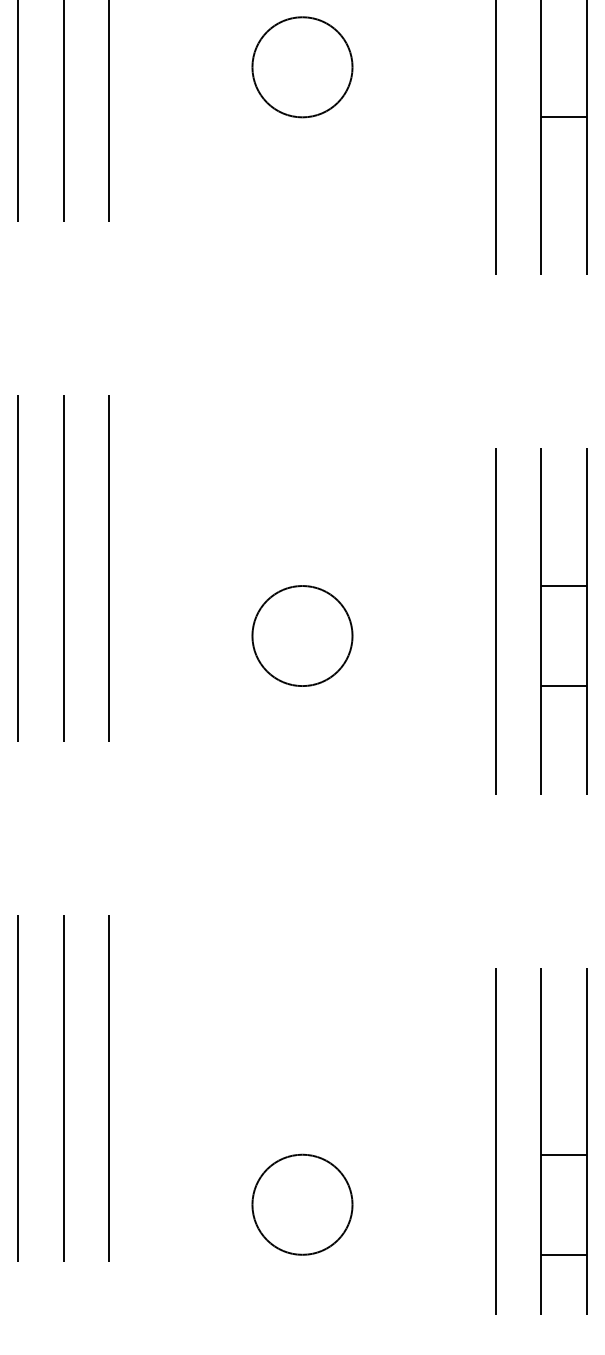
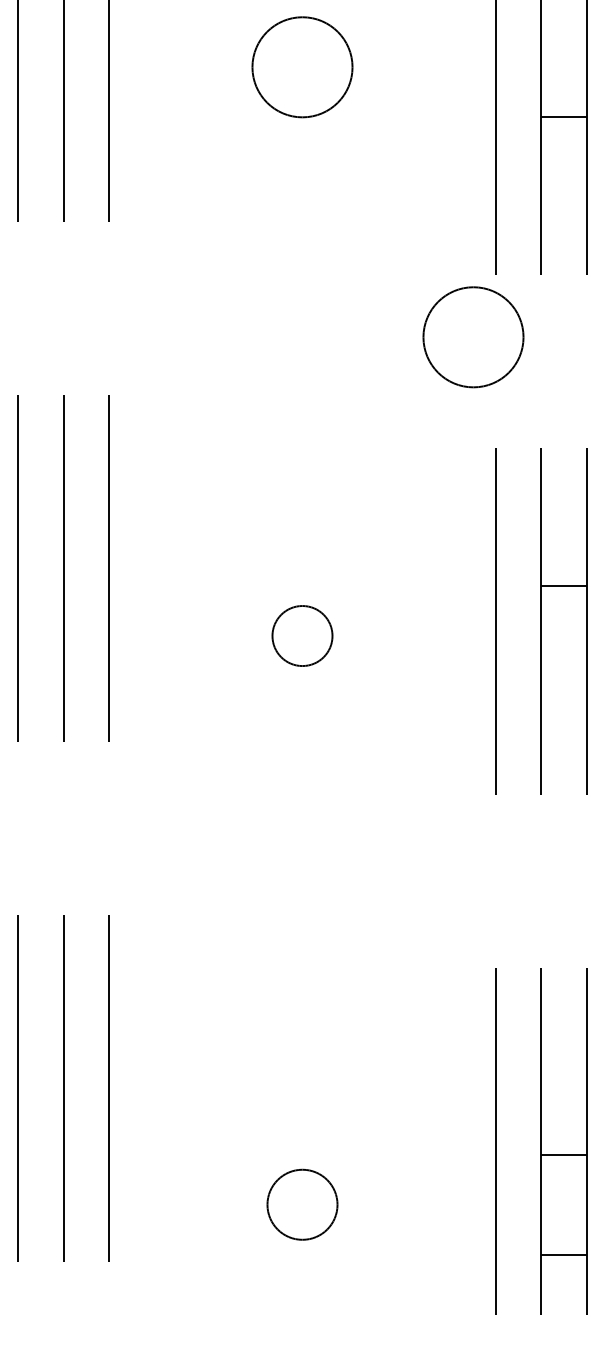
circle: none -> present (473, 337)
circle size: 103x102 px -> 63x62 px (302, 635)
line: present -> none (563, 686)
circle diameter: 100 px -> 70 px (302, 1204)
